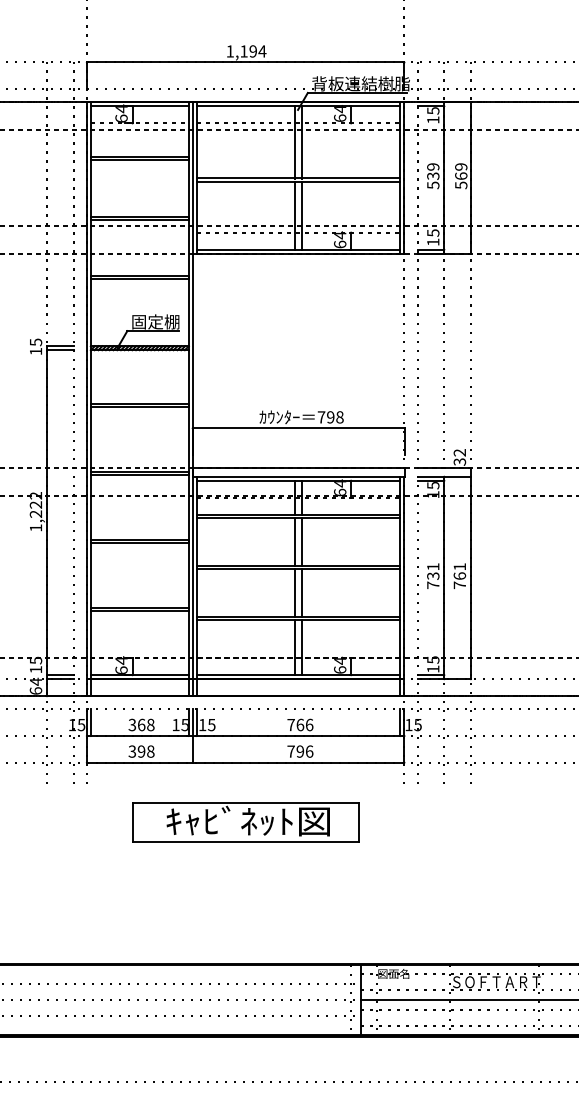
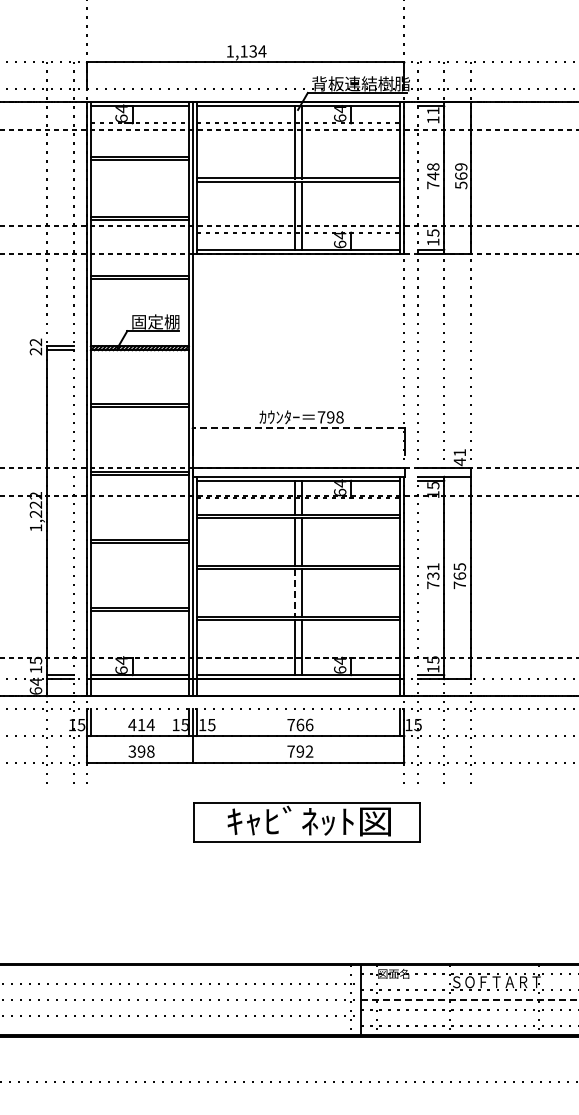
text: 1,194 -> 1,134 (252, 51)
text: 15 -> 11 (433, 110)
text: 539 -> 748 (433, 176)
text: 15 -> 22 (35, 346)
line: solid -> dashed (298, 428)
text: 32 -> 41 (459, 457)
text: 761 -> 765 (459, 566)
line: solid -> dashed (294, 592)
text: 368 -> 414 (141, 724)
text: 796 -> 792 (309, 751)
part position: (245, 822) -> (306, 822) (306, 822)
line: solid -> dashed (470, 999)
